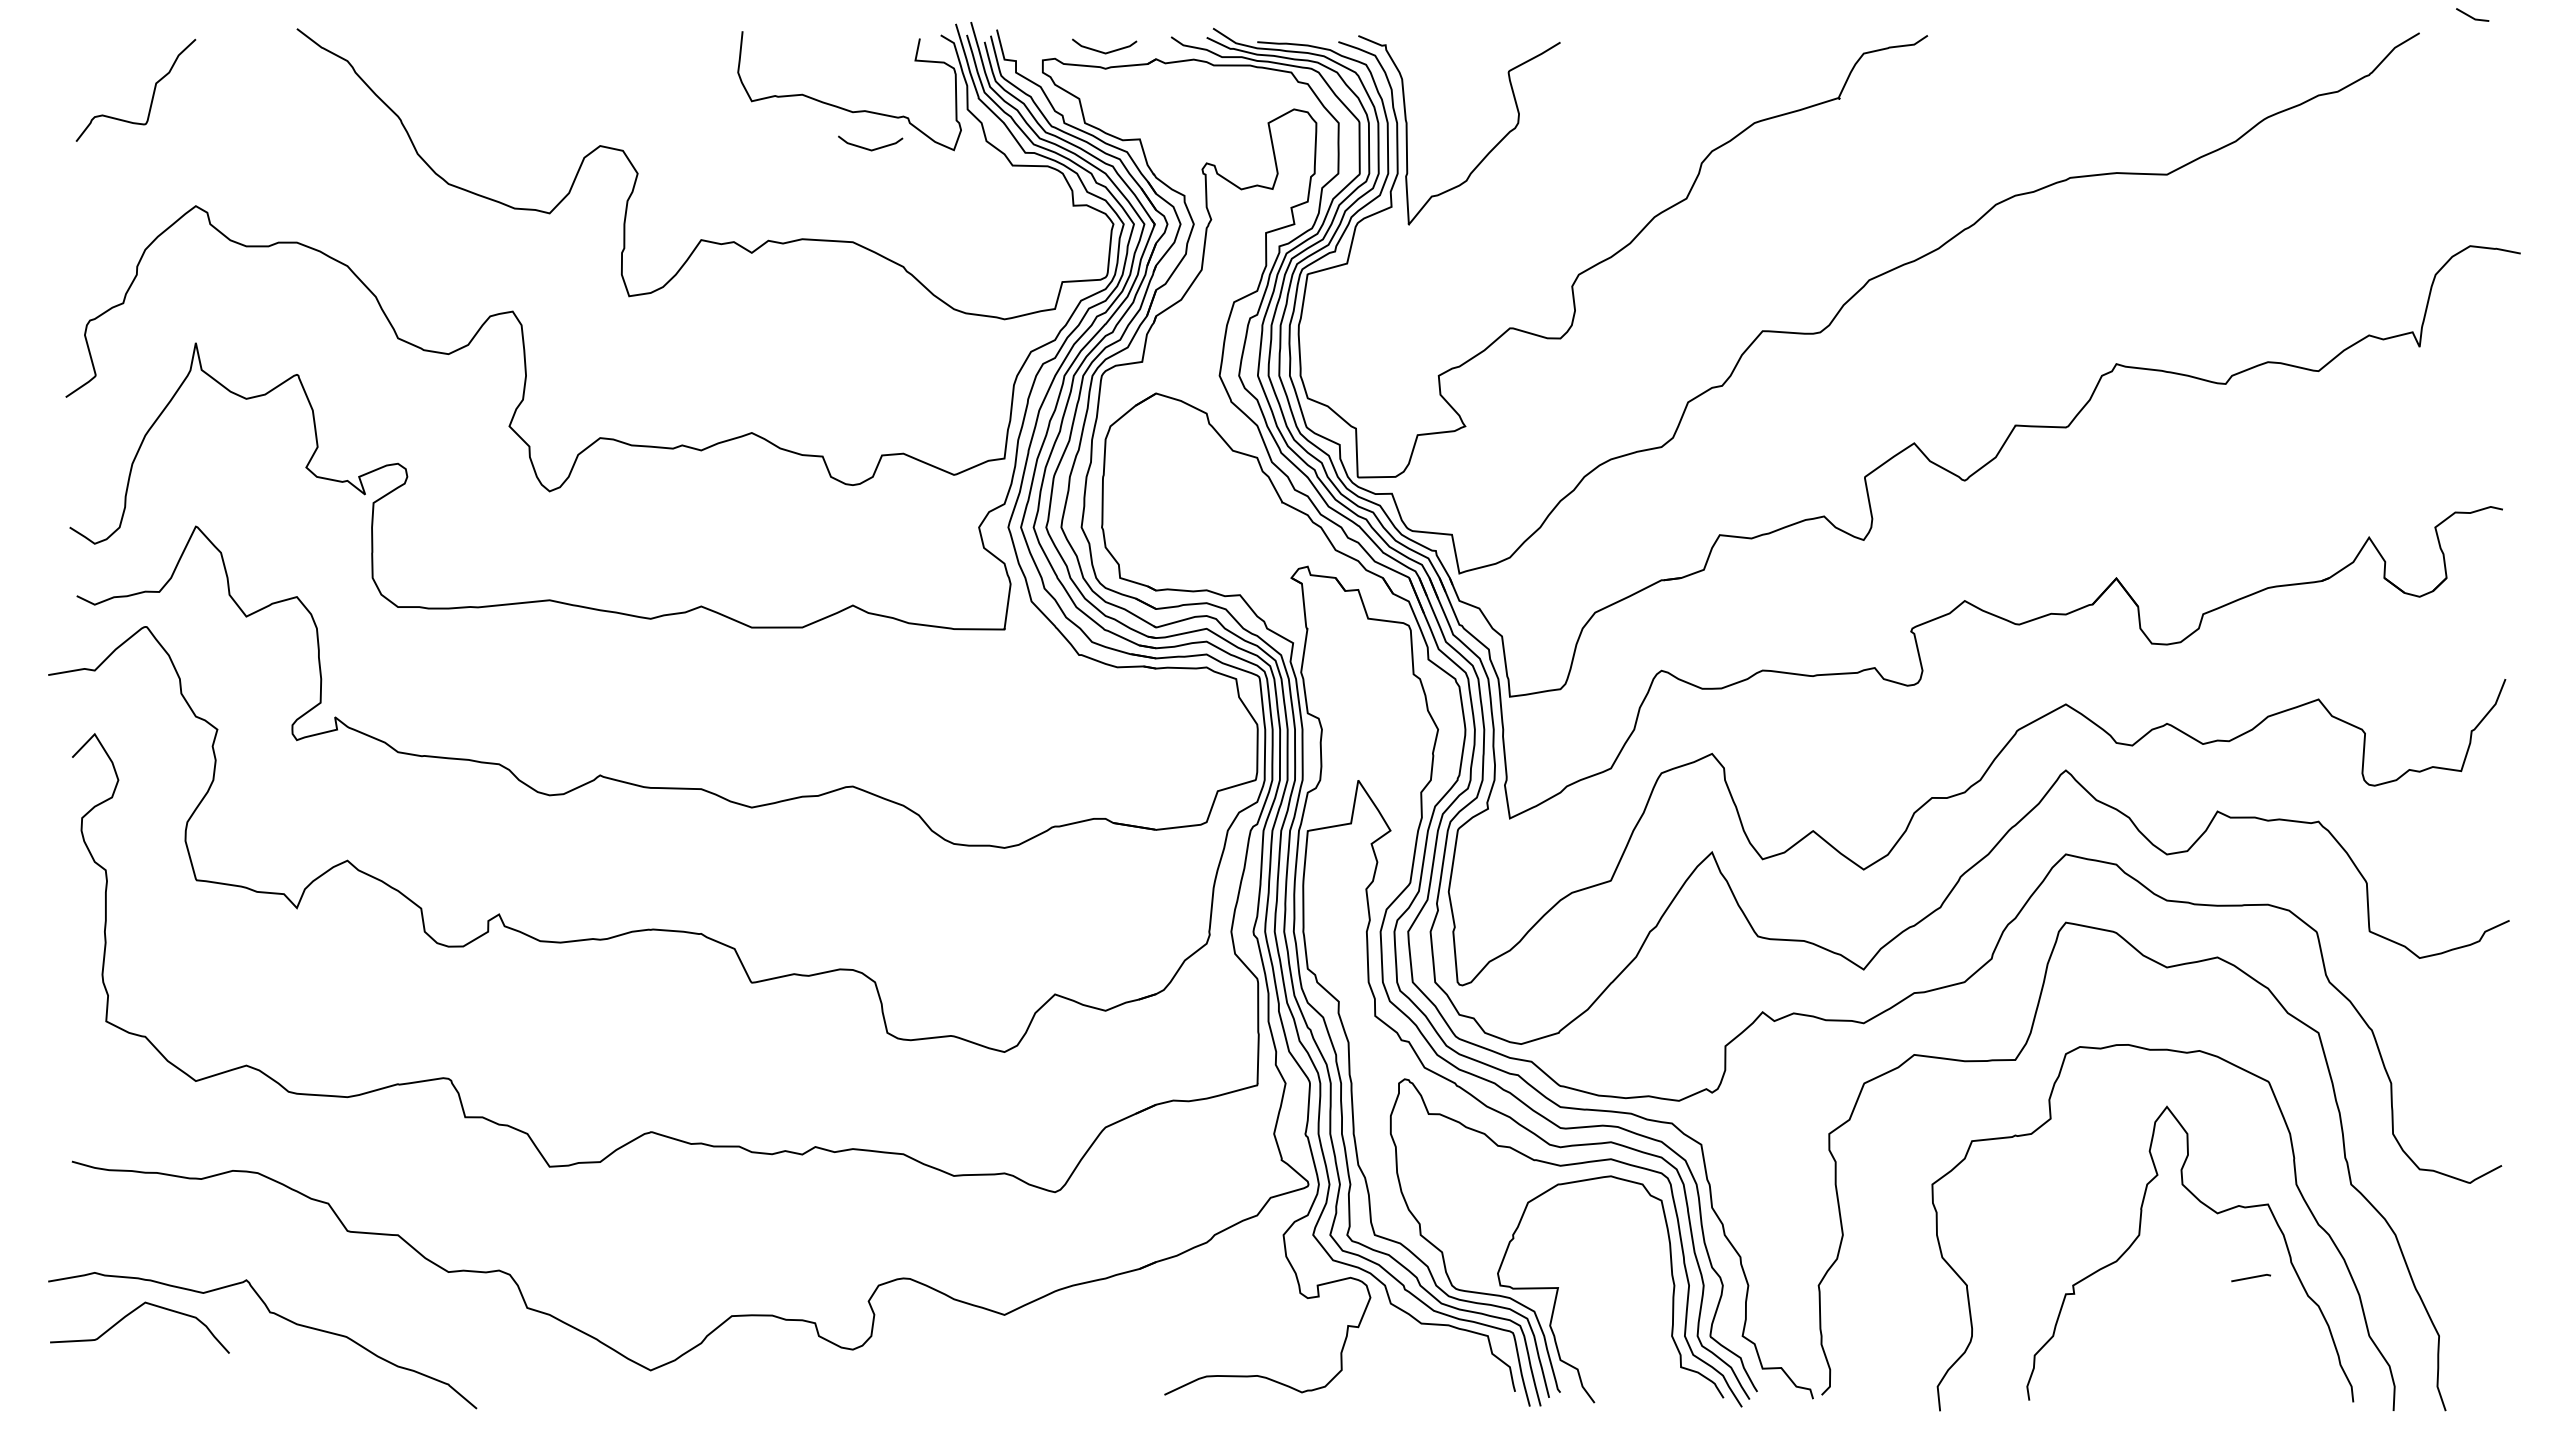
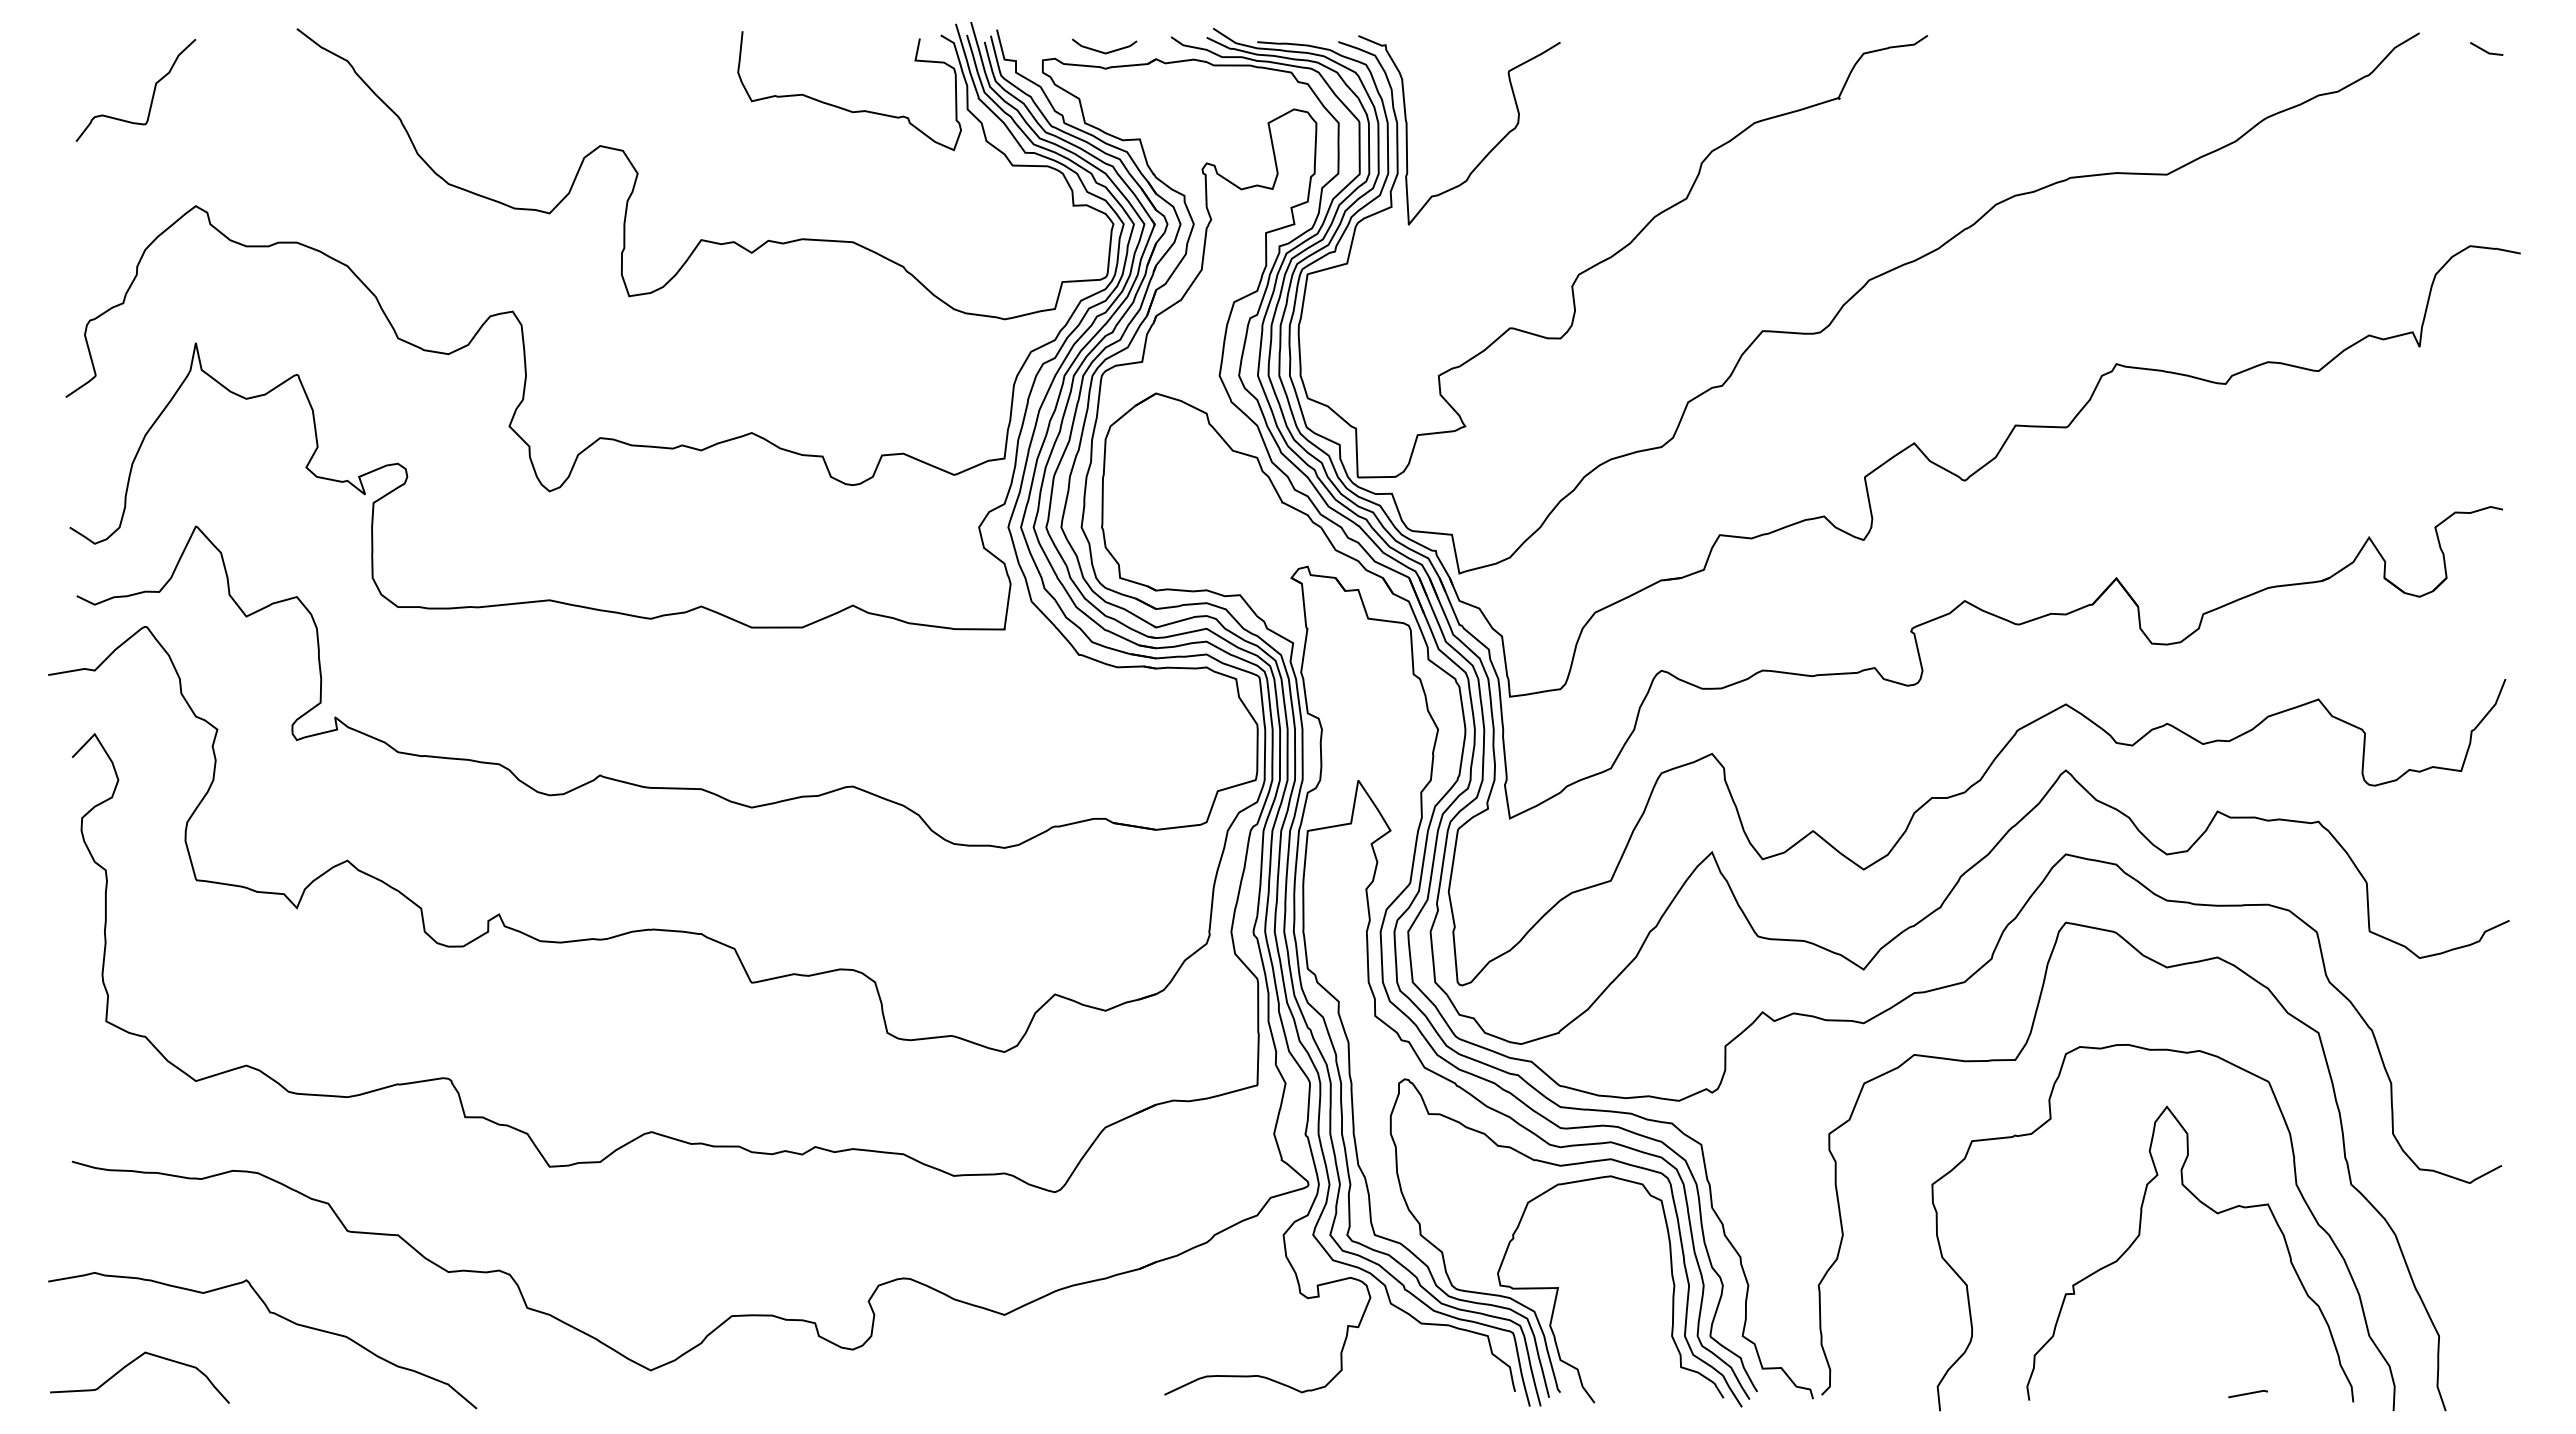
line position: (2472, 16) -> (2486, 50) (2486, 50)
line: present -> none (869, 148)
line position: (2251, 1278) -> (2248, 1394) (2248, 1394)
curve position: (130, 1314) -> (130, 1364) (130, 1364)
